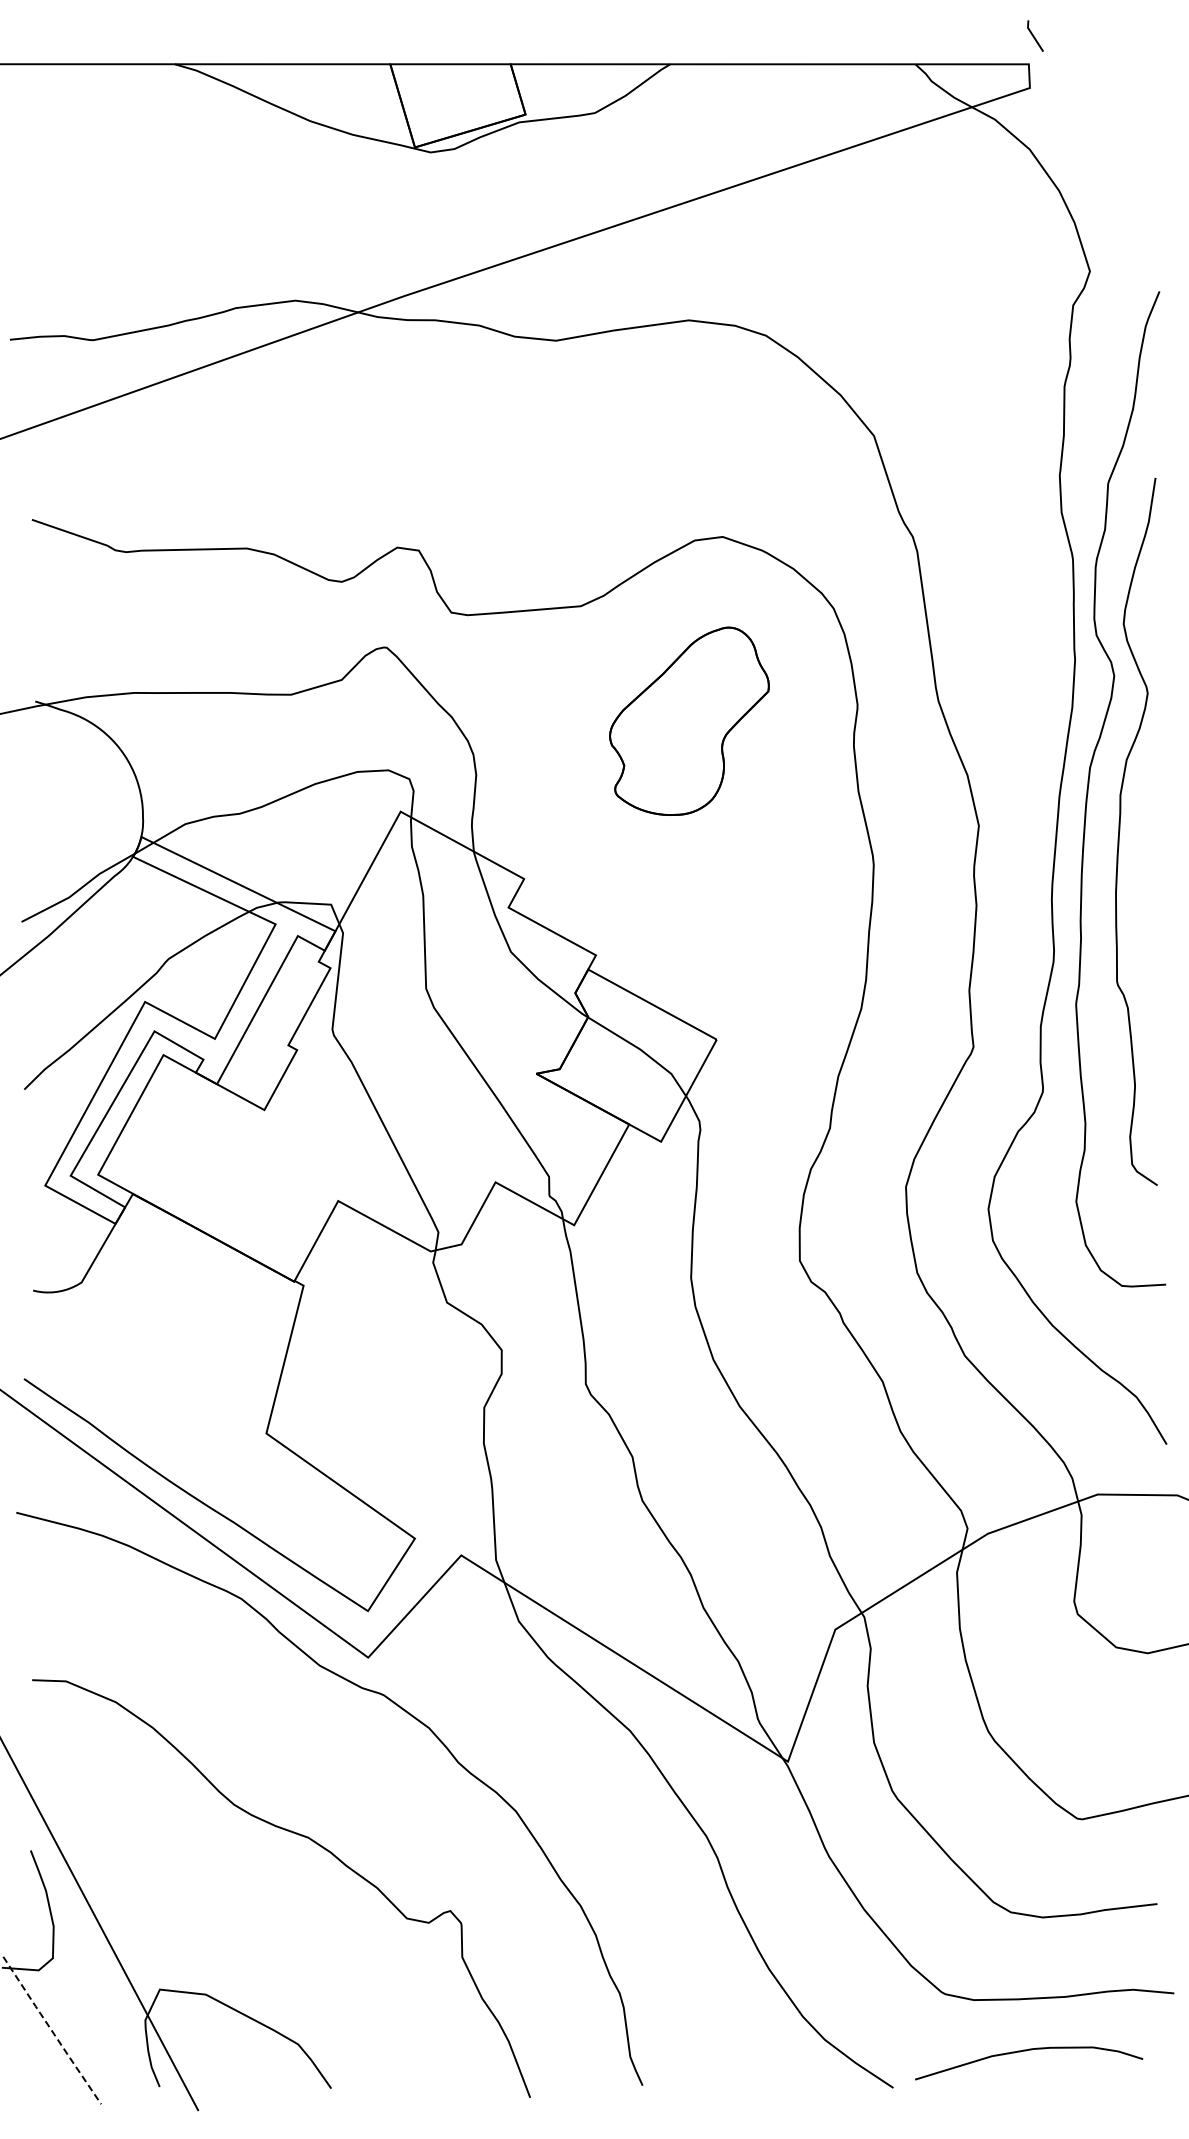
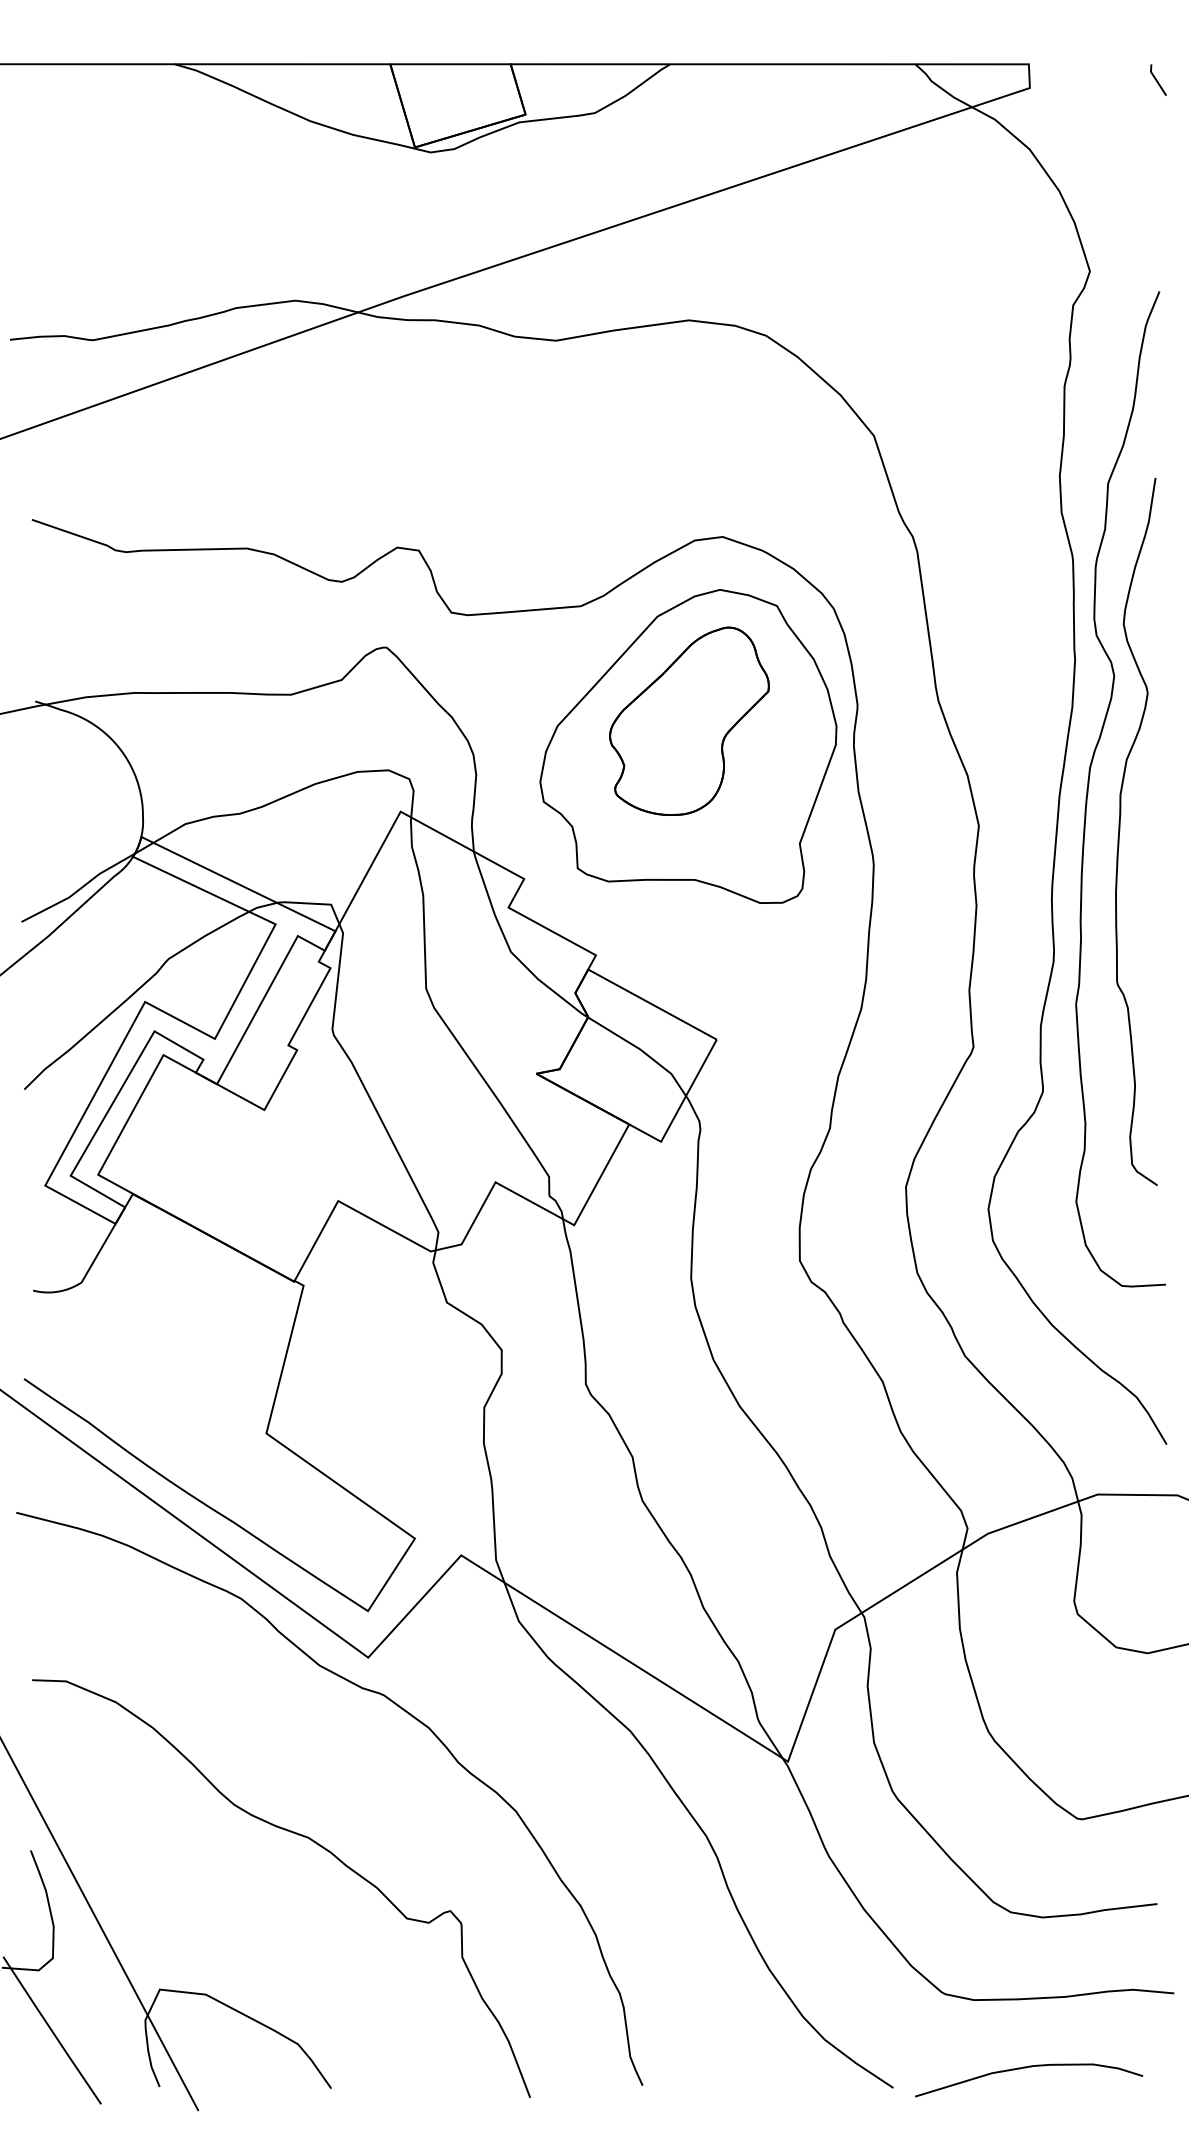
line position: (1034, 36) -> (1157, 80) (1157, 80)
part: none -> present (688, 746)
line: dashed -> solid (52, 2031)
curve position: (1026, 2051) -> (1026, 2068) (1026, 2068)
